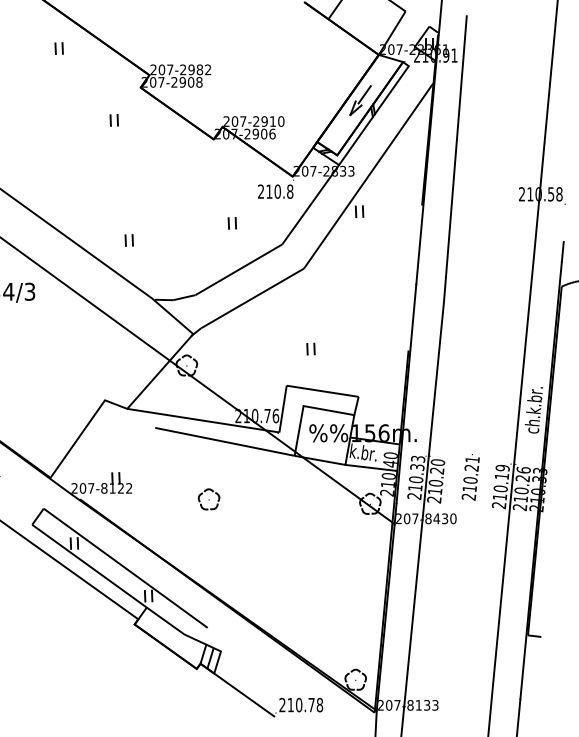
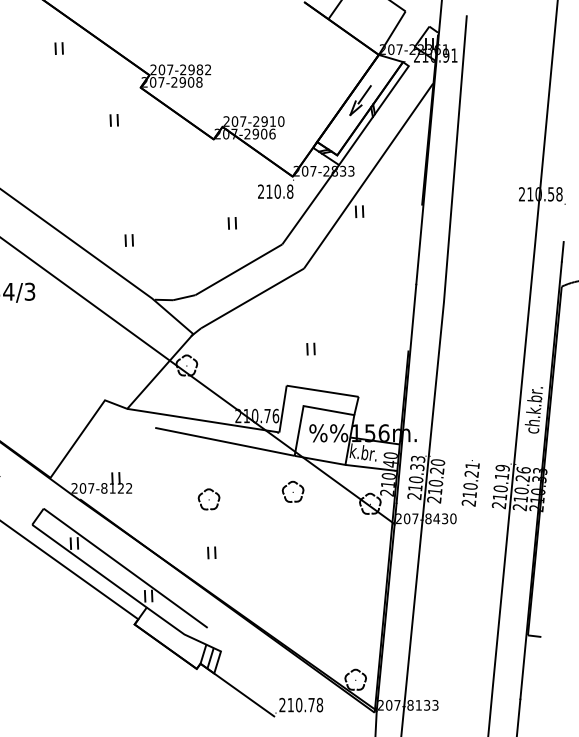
text position: (470, 477) -> (470, 483) (470, 483)
part: none -> present (292, 491)
part: none -> present (211, 552)
